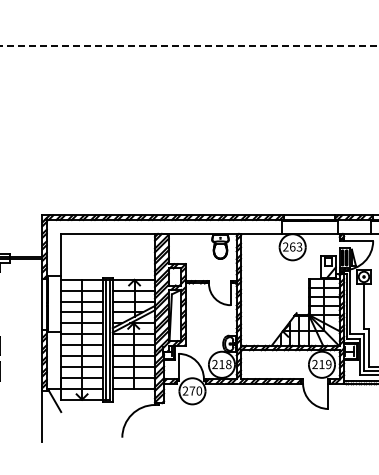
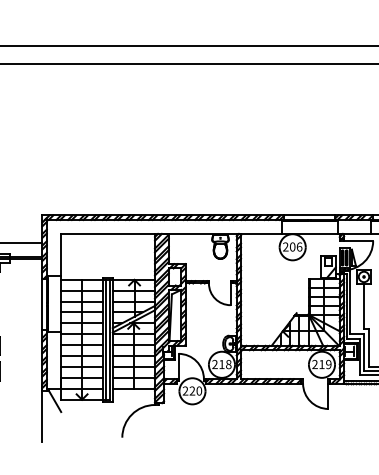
line: dashed -> solid (189, 46)
line: none -> present (188, 64)
line: none -> present (22, 242)
text: 263 -> 206 (296, 246)
text: 270 -> 220 (192, 390)
